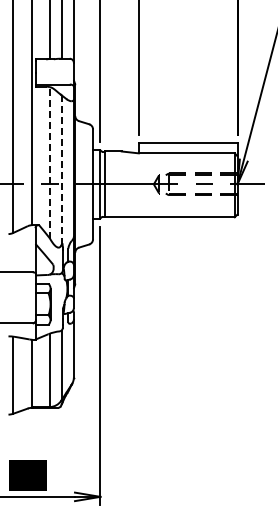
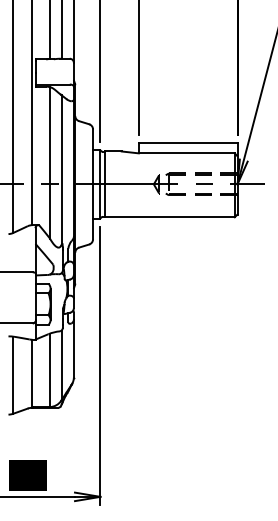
line: dashed -> solid (49, 162)
line: dashed -> solid (61, 170)
